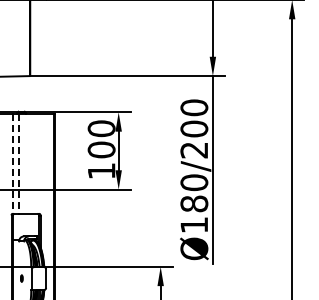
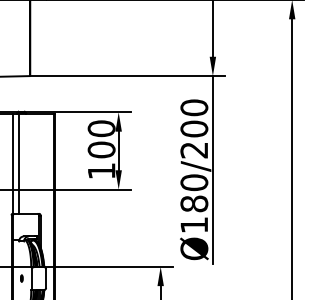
line: dashed -> solid (12, 163)
line: dashed -> solid (19, 163)
